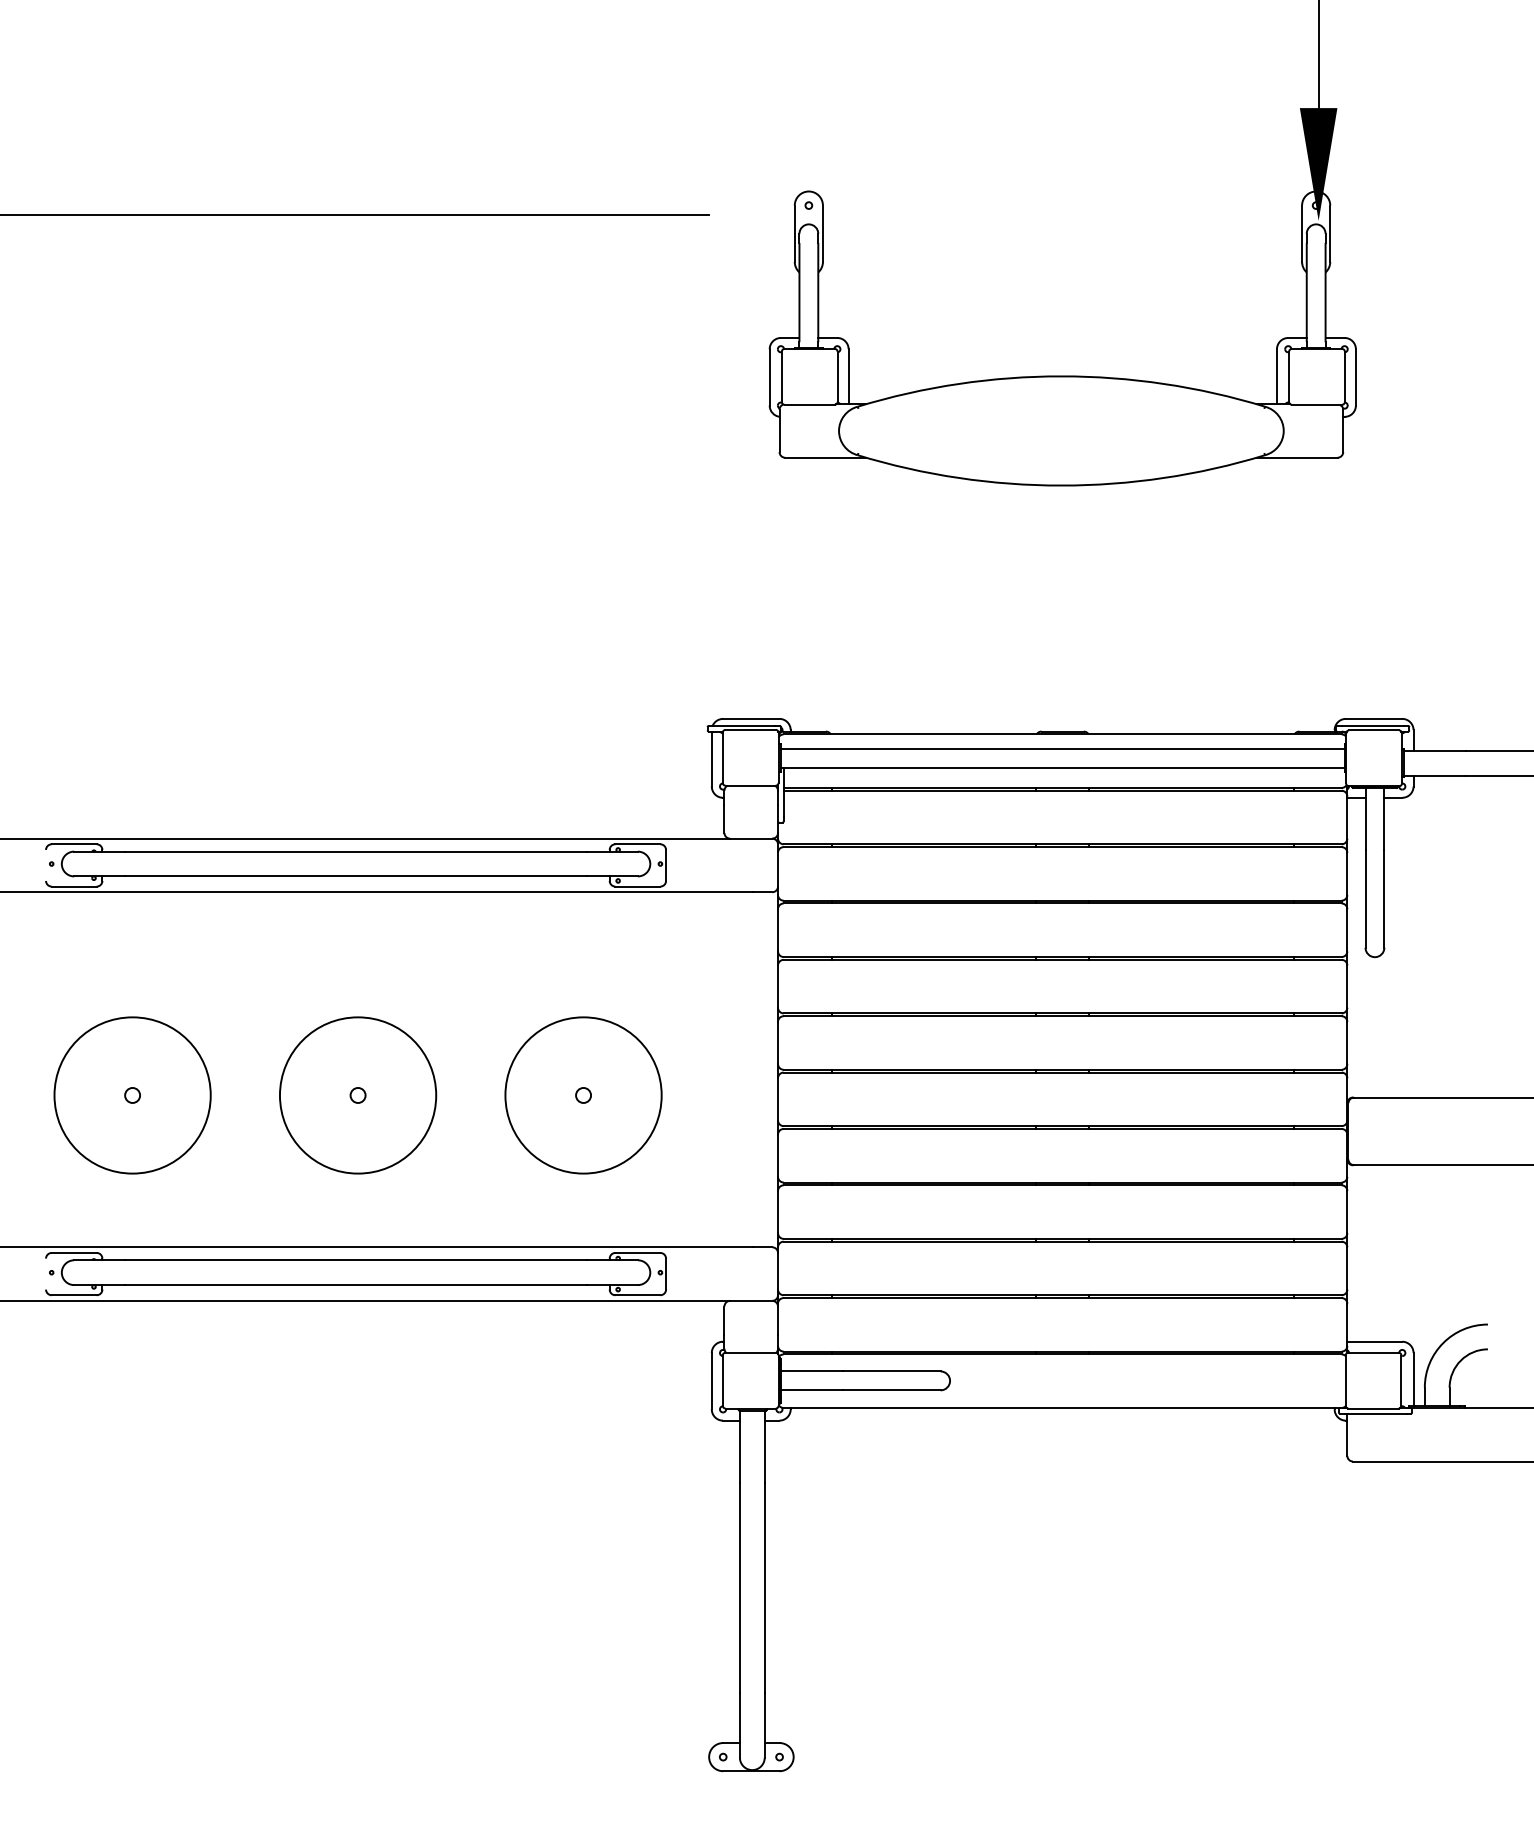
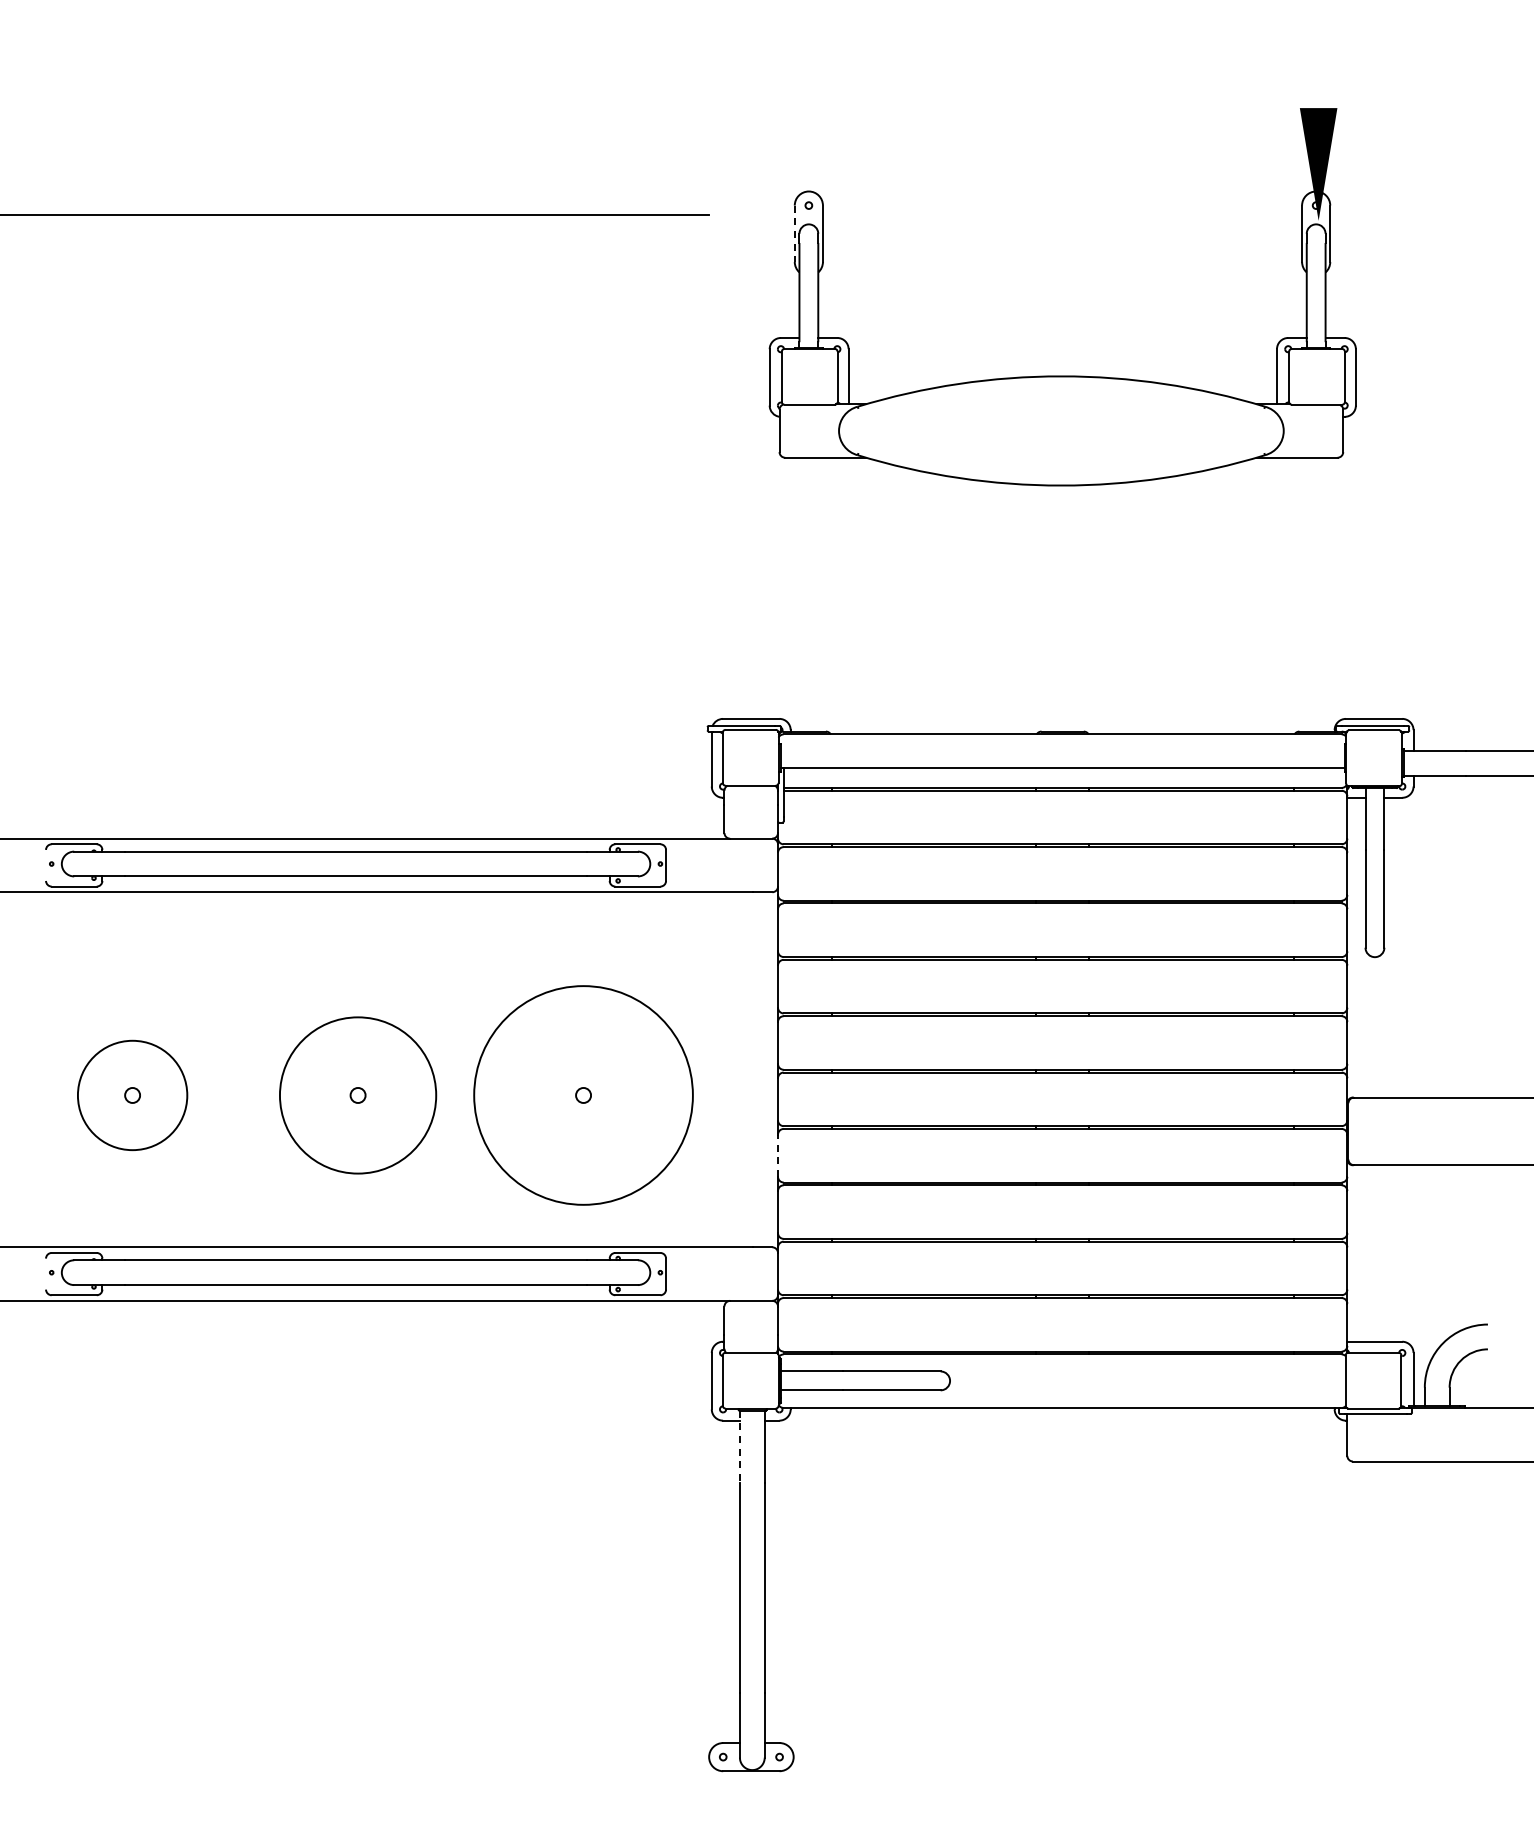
line: present -> none (1318, 55)
line: solid -> dashed (794, 234)
line: present -> none (1062, 748)
circle diameter: 156 px -> 109 px (132, 1095)
circle diameter: 156 px -> 219 px (583, 1095)
line: solid -> dashed (778, 1155)
line: solid -> dashed (739, 1447)
